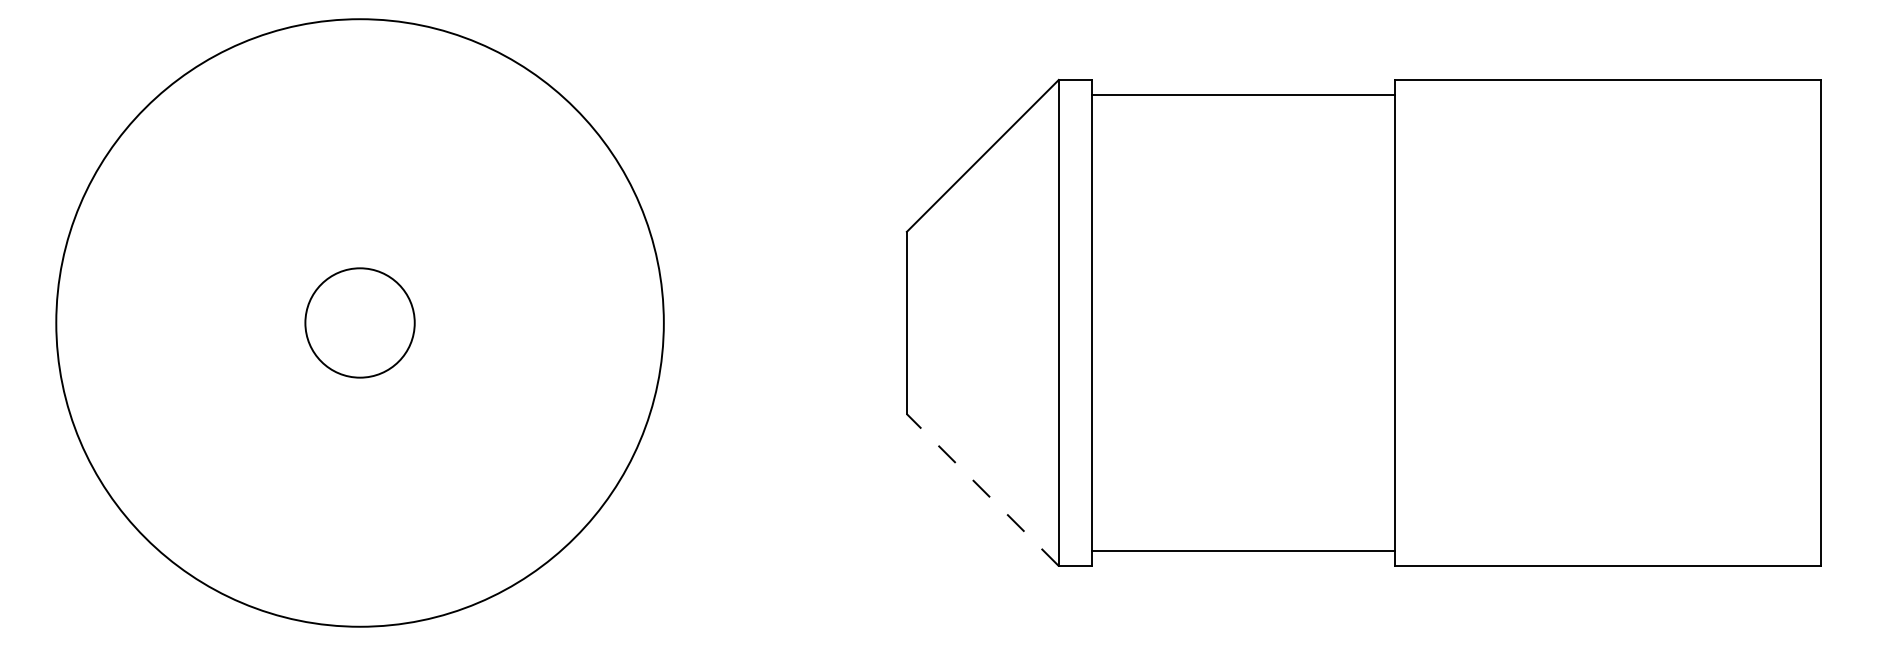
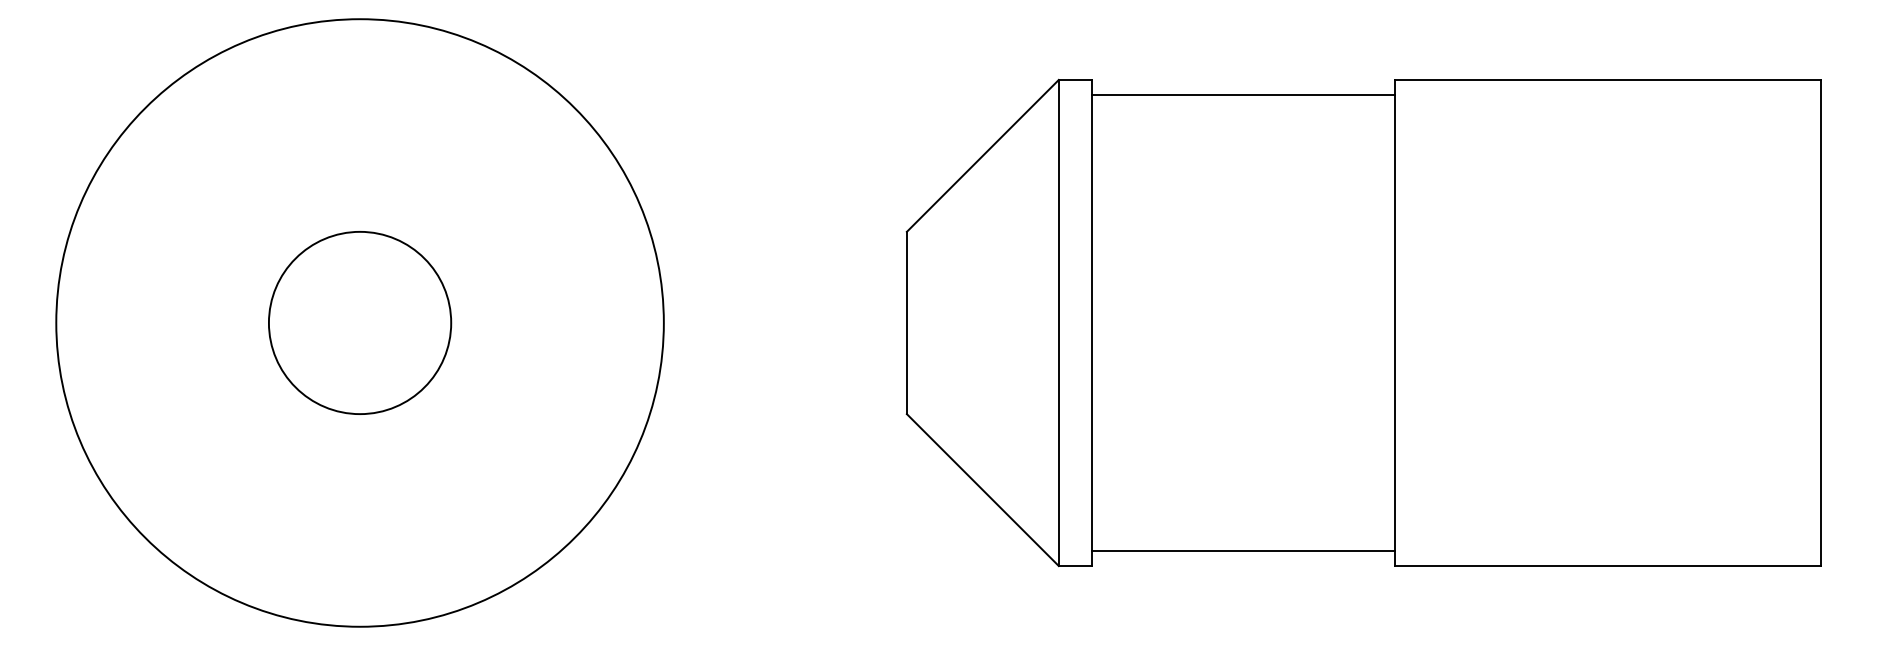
circle diameter: 109 px -> 182 px (359, 322)
line: dashed -> solid (982, 489)
